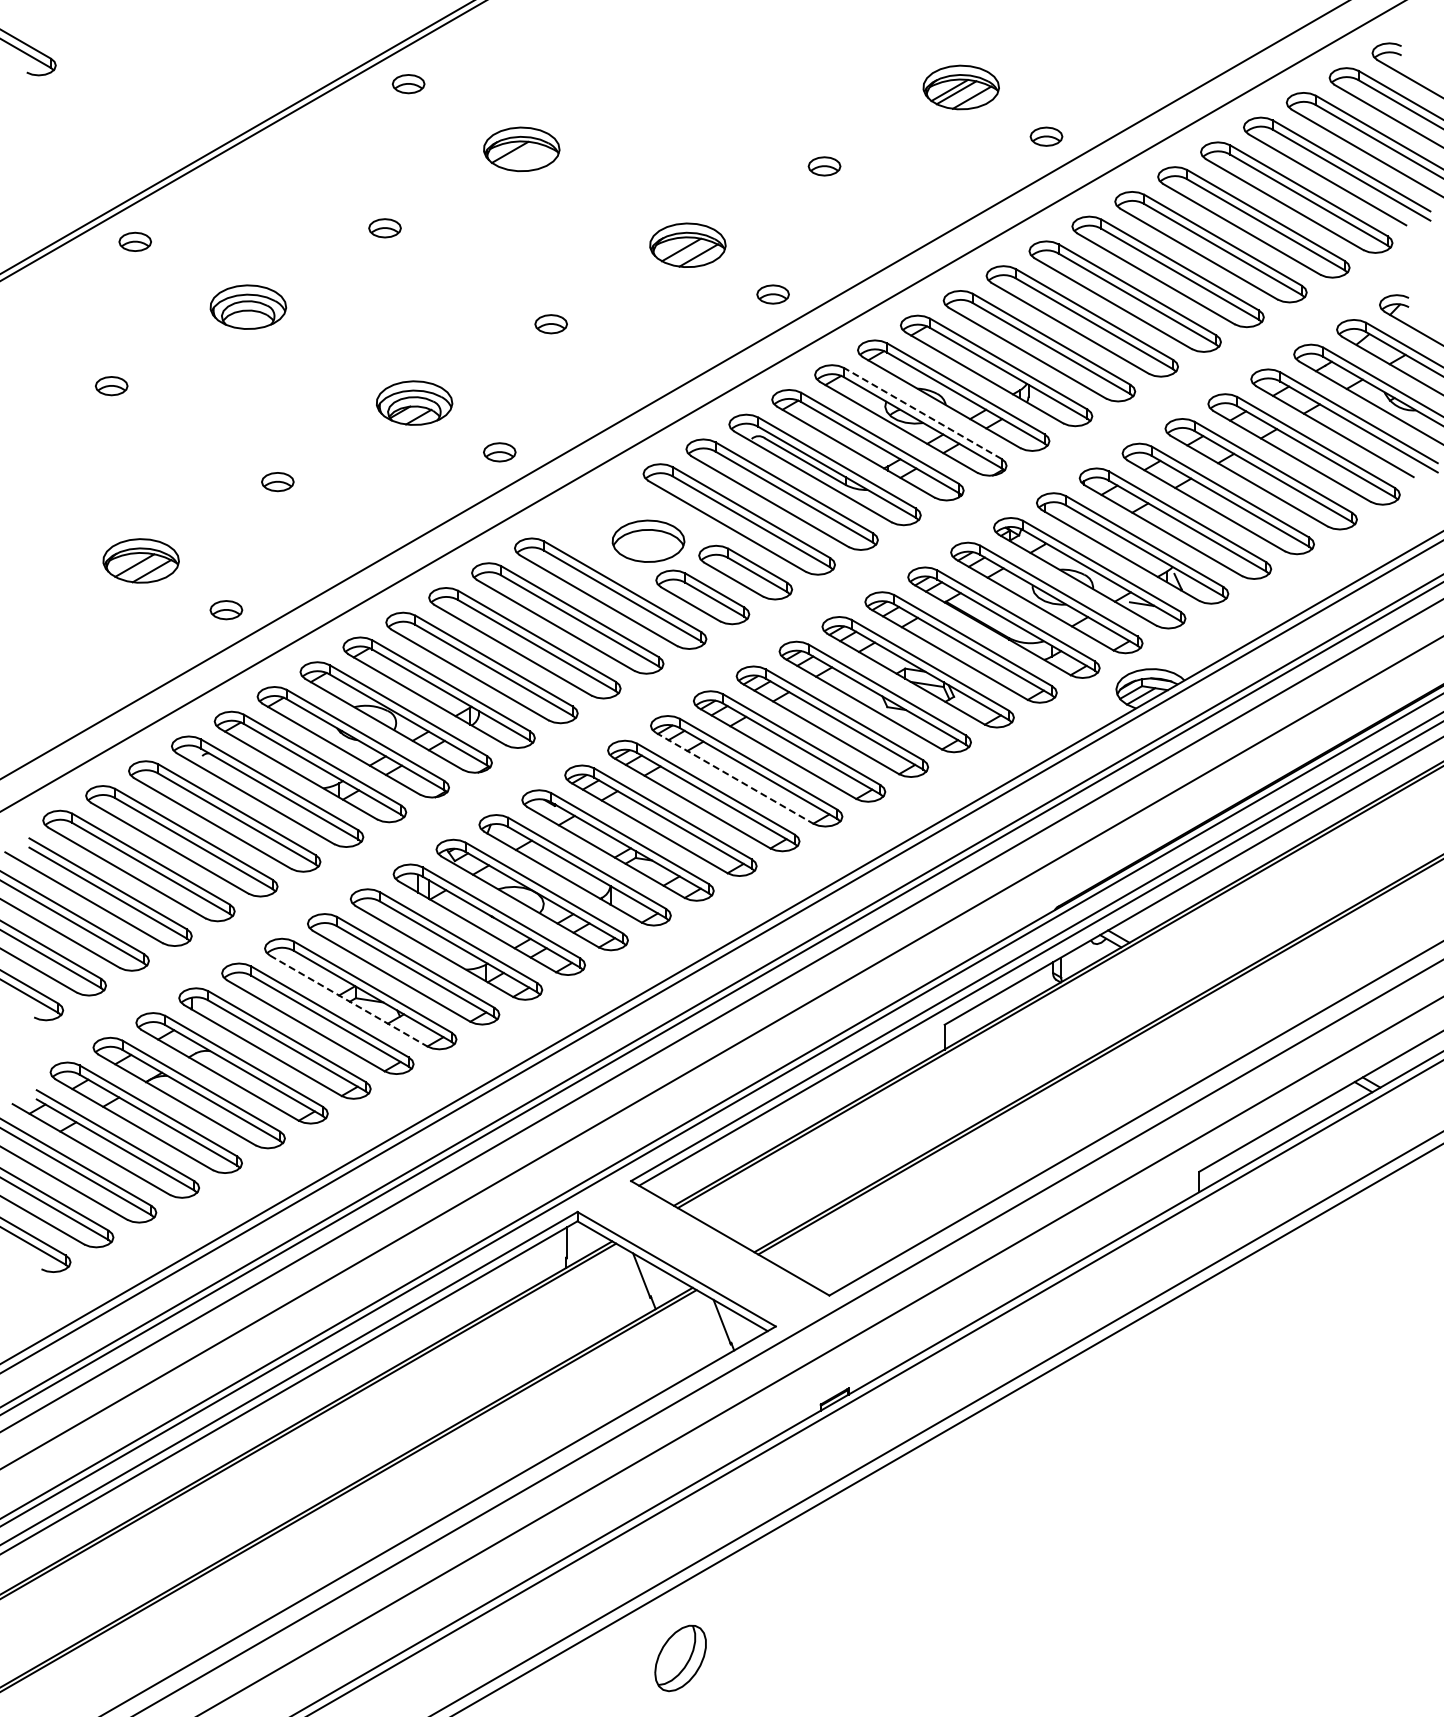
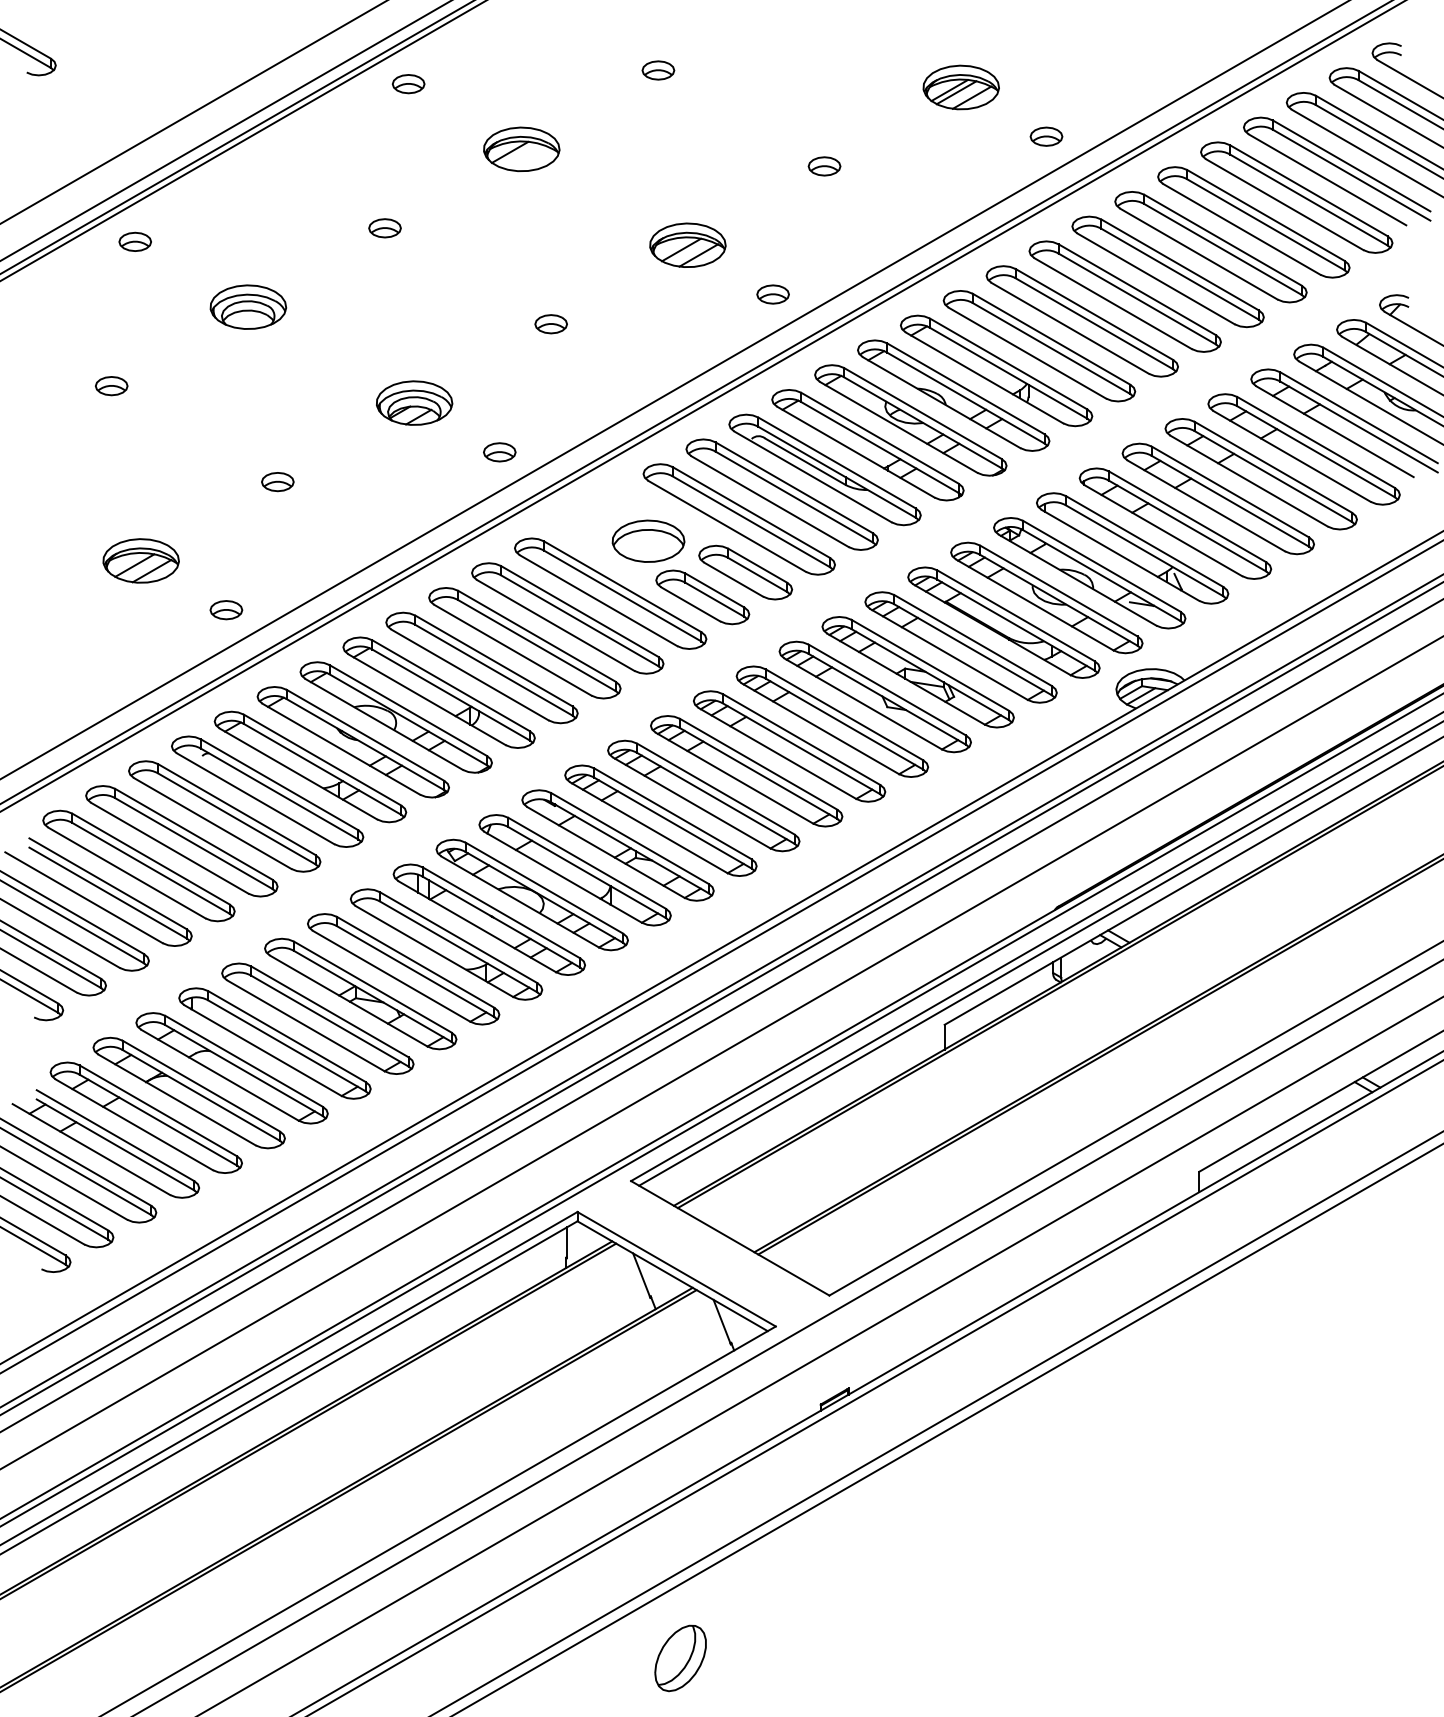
part: none -> present (658, 70)
line: none -> present (193, 112)
line: none -> present (225, 130)
line: none -> present (695, 402)
line: dashed -> solid (922, 413)
line: dashed -> solid (734, 778)
line: dashed -> solid (348, 1001)
